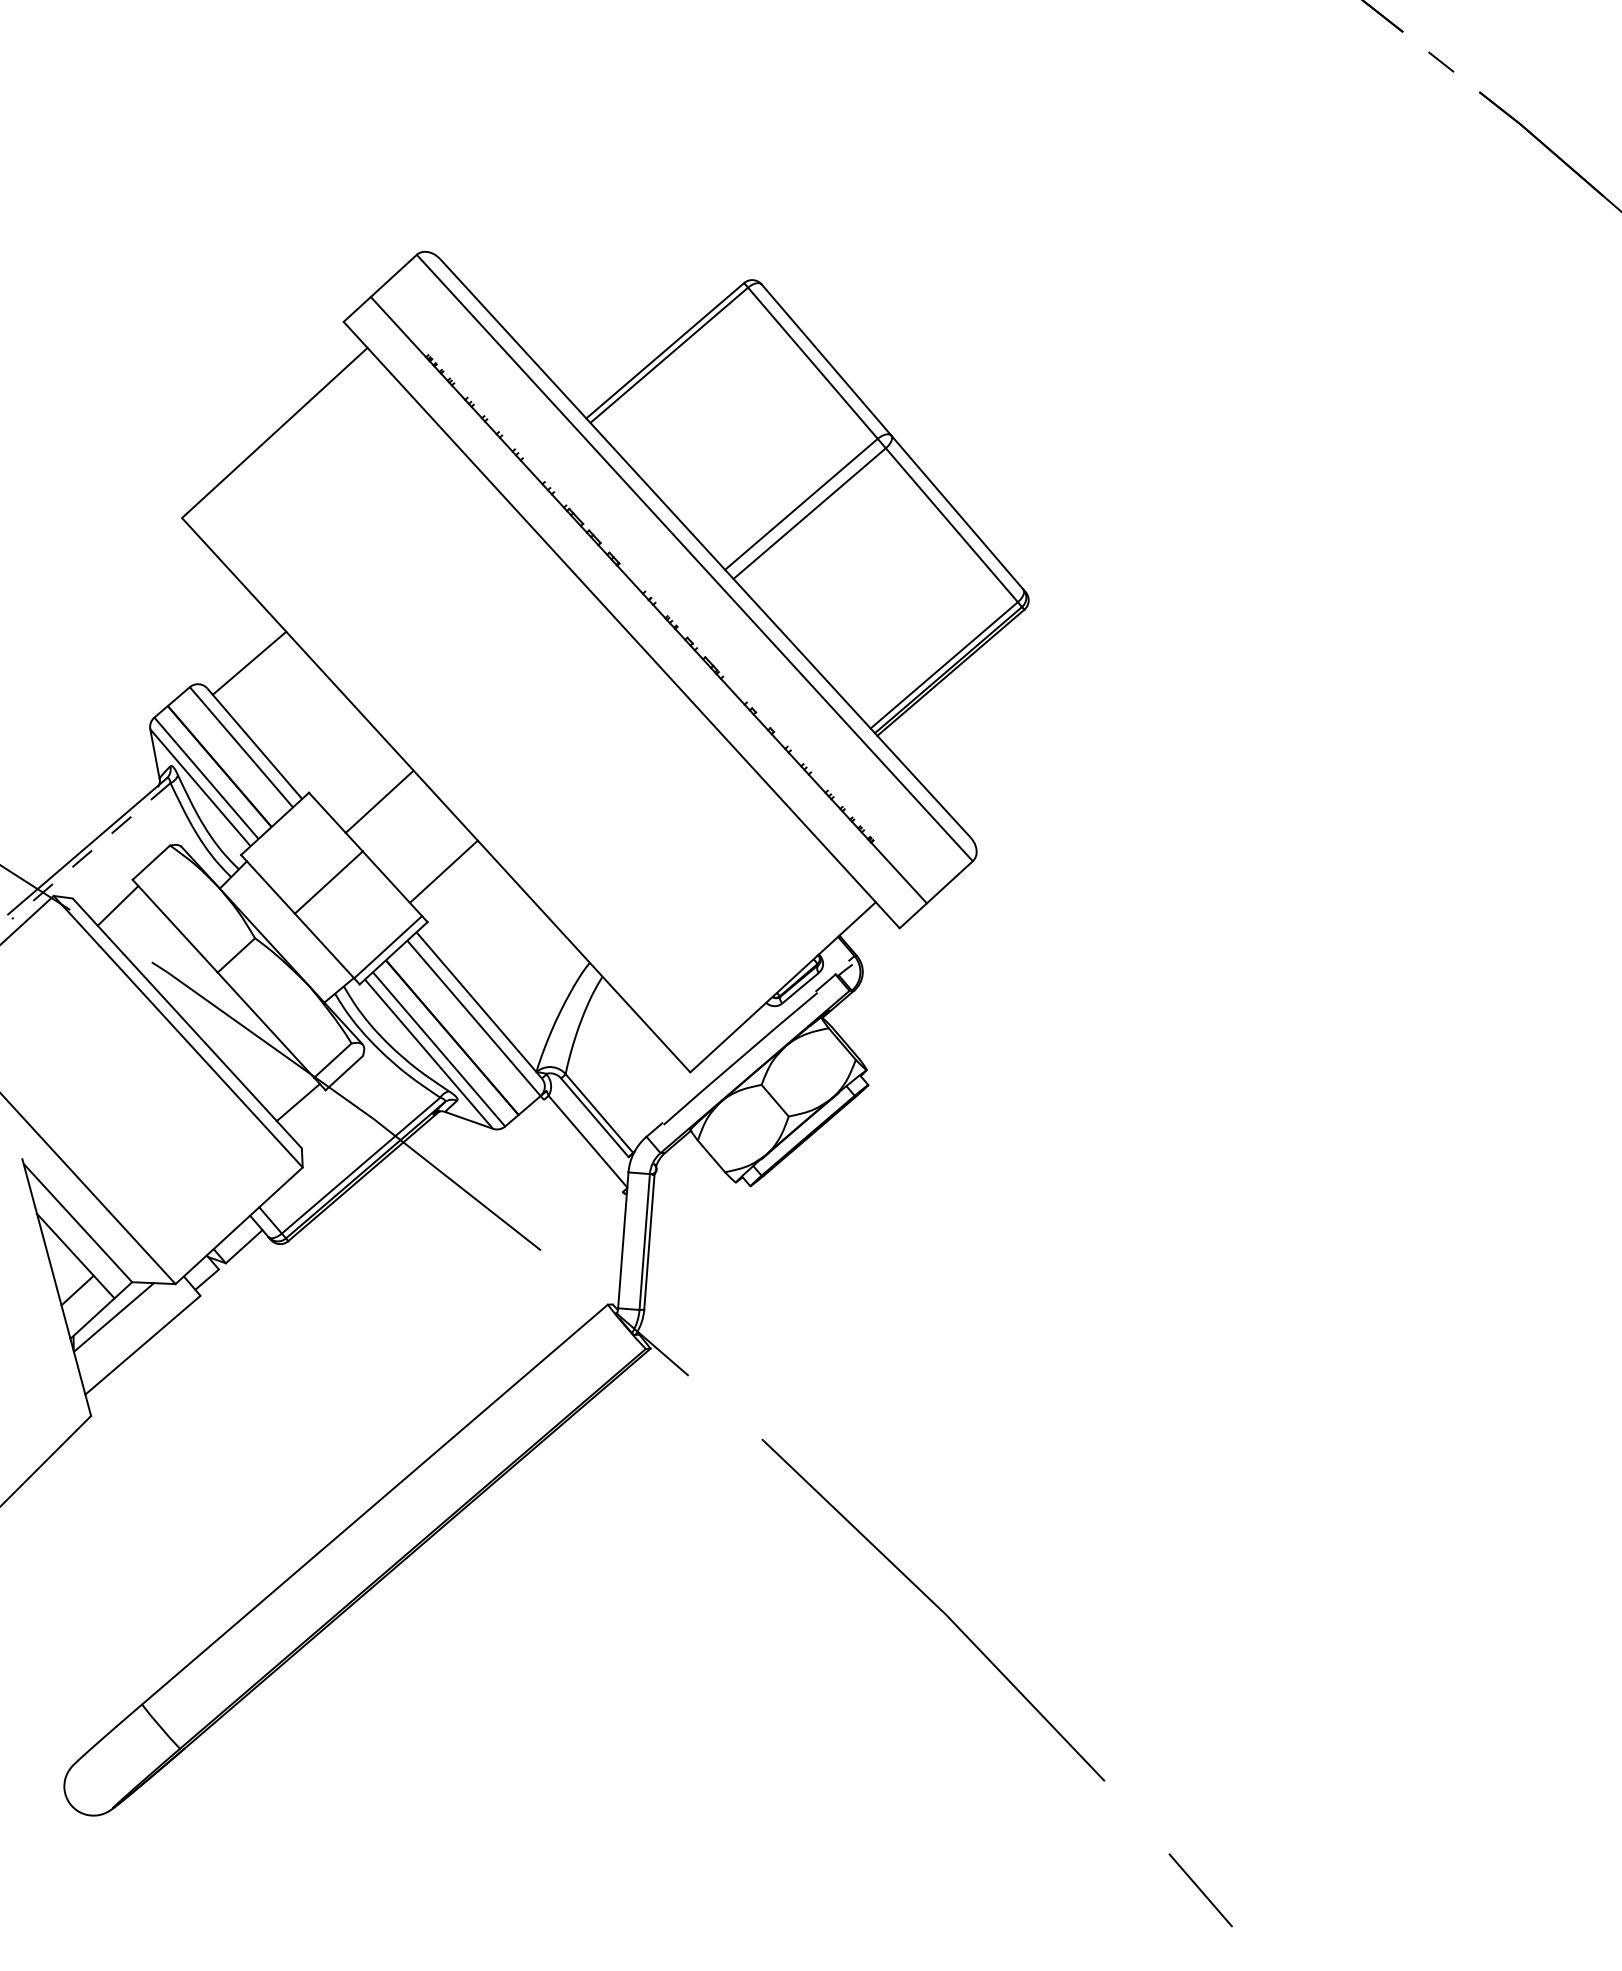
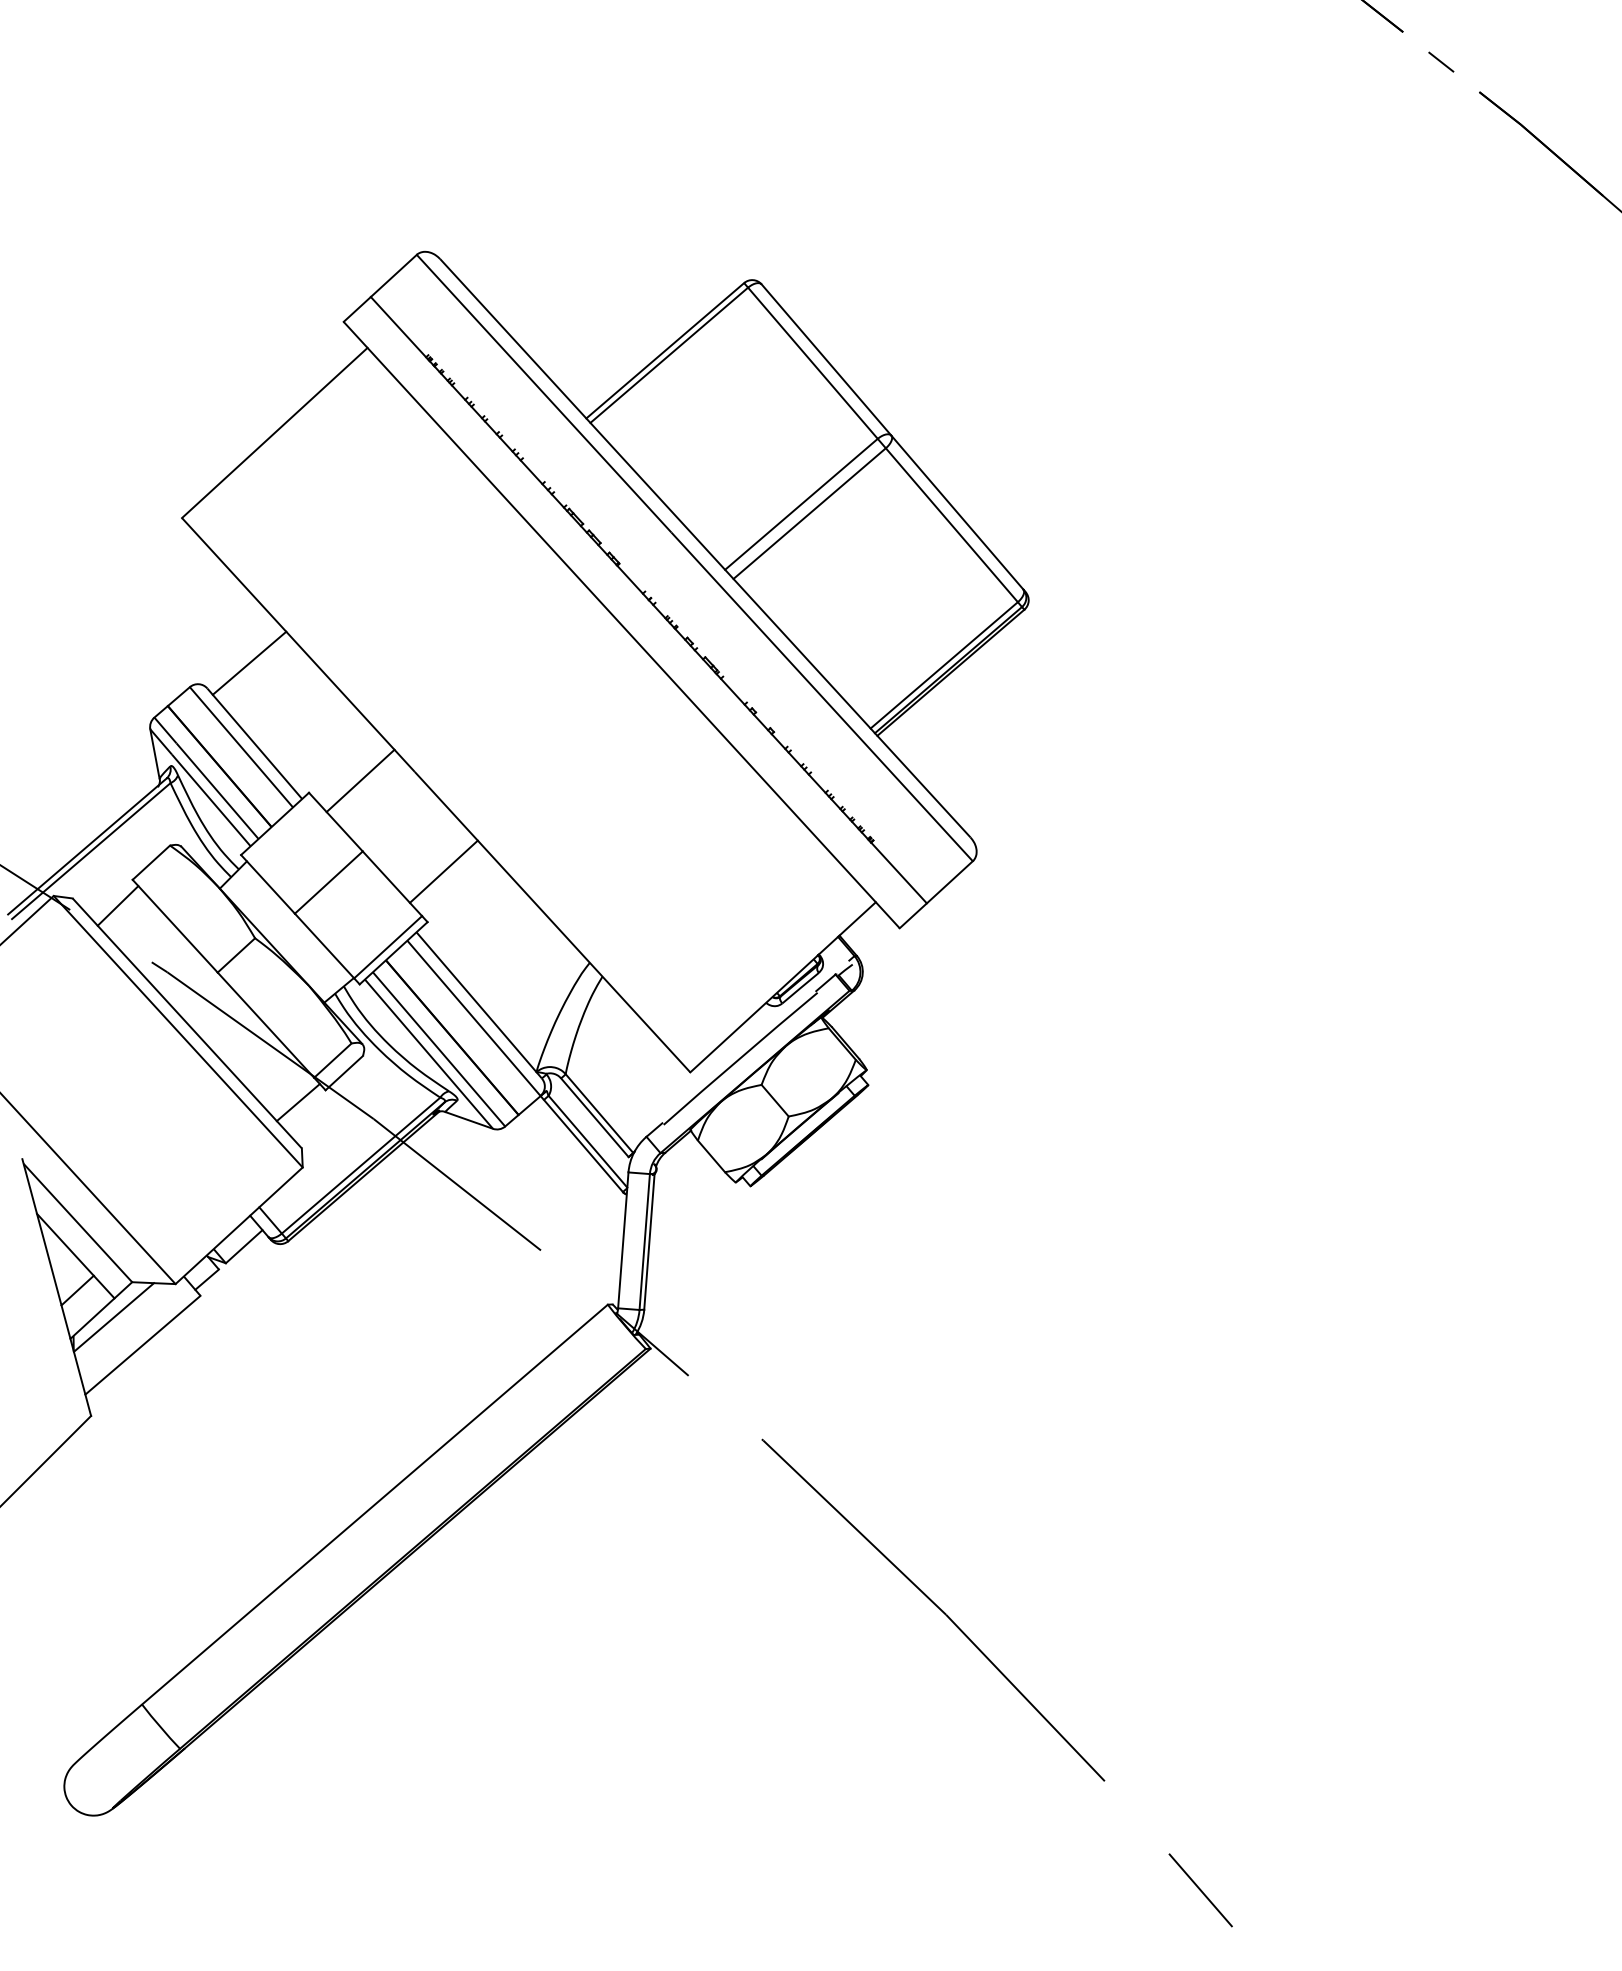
line position: (379, 801) -> (360, 780) (360, 780)
line: dashed -> solid (90, 851)
line: none -> present (583, 1146)
